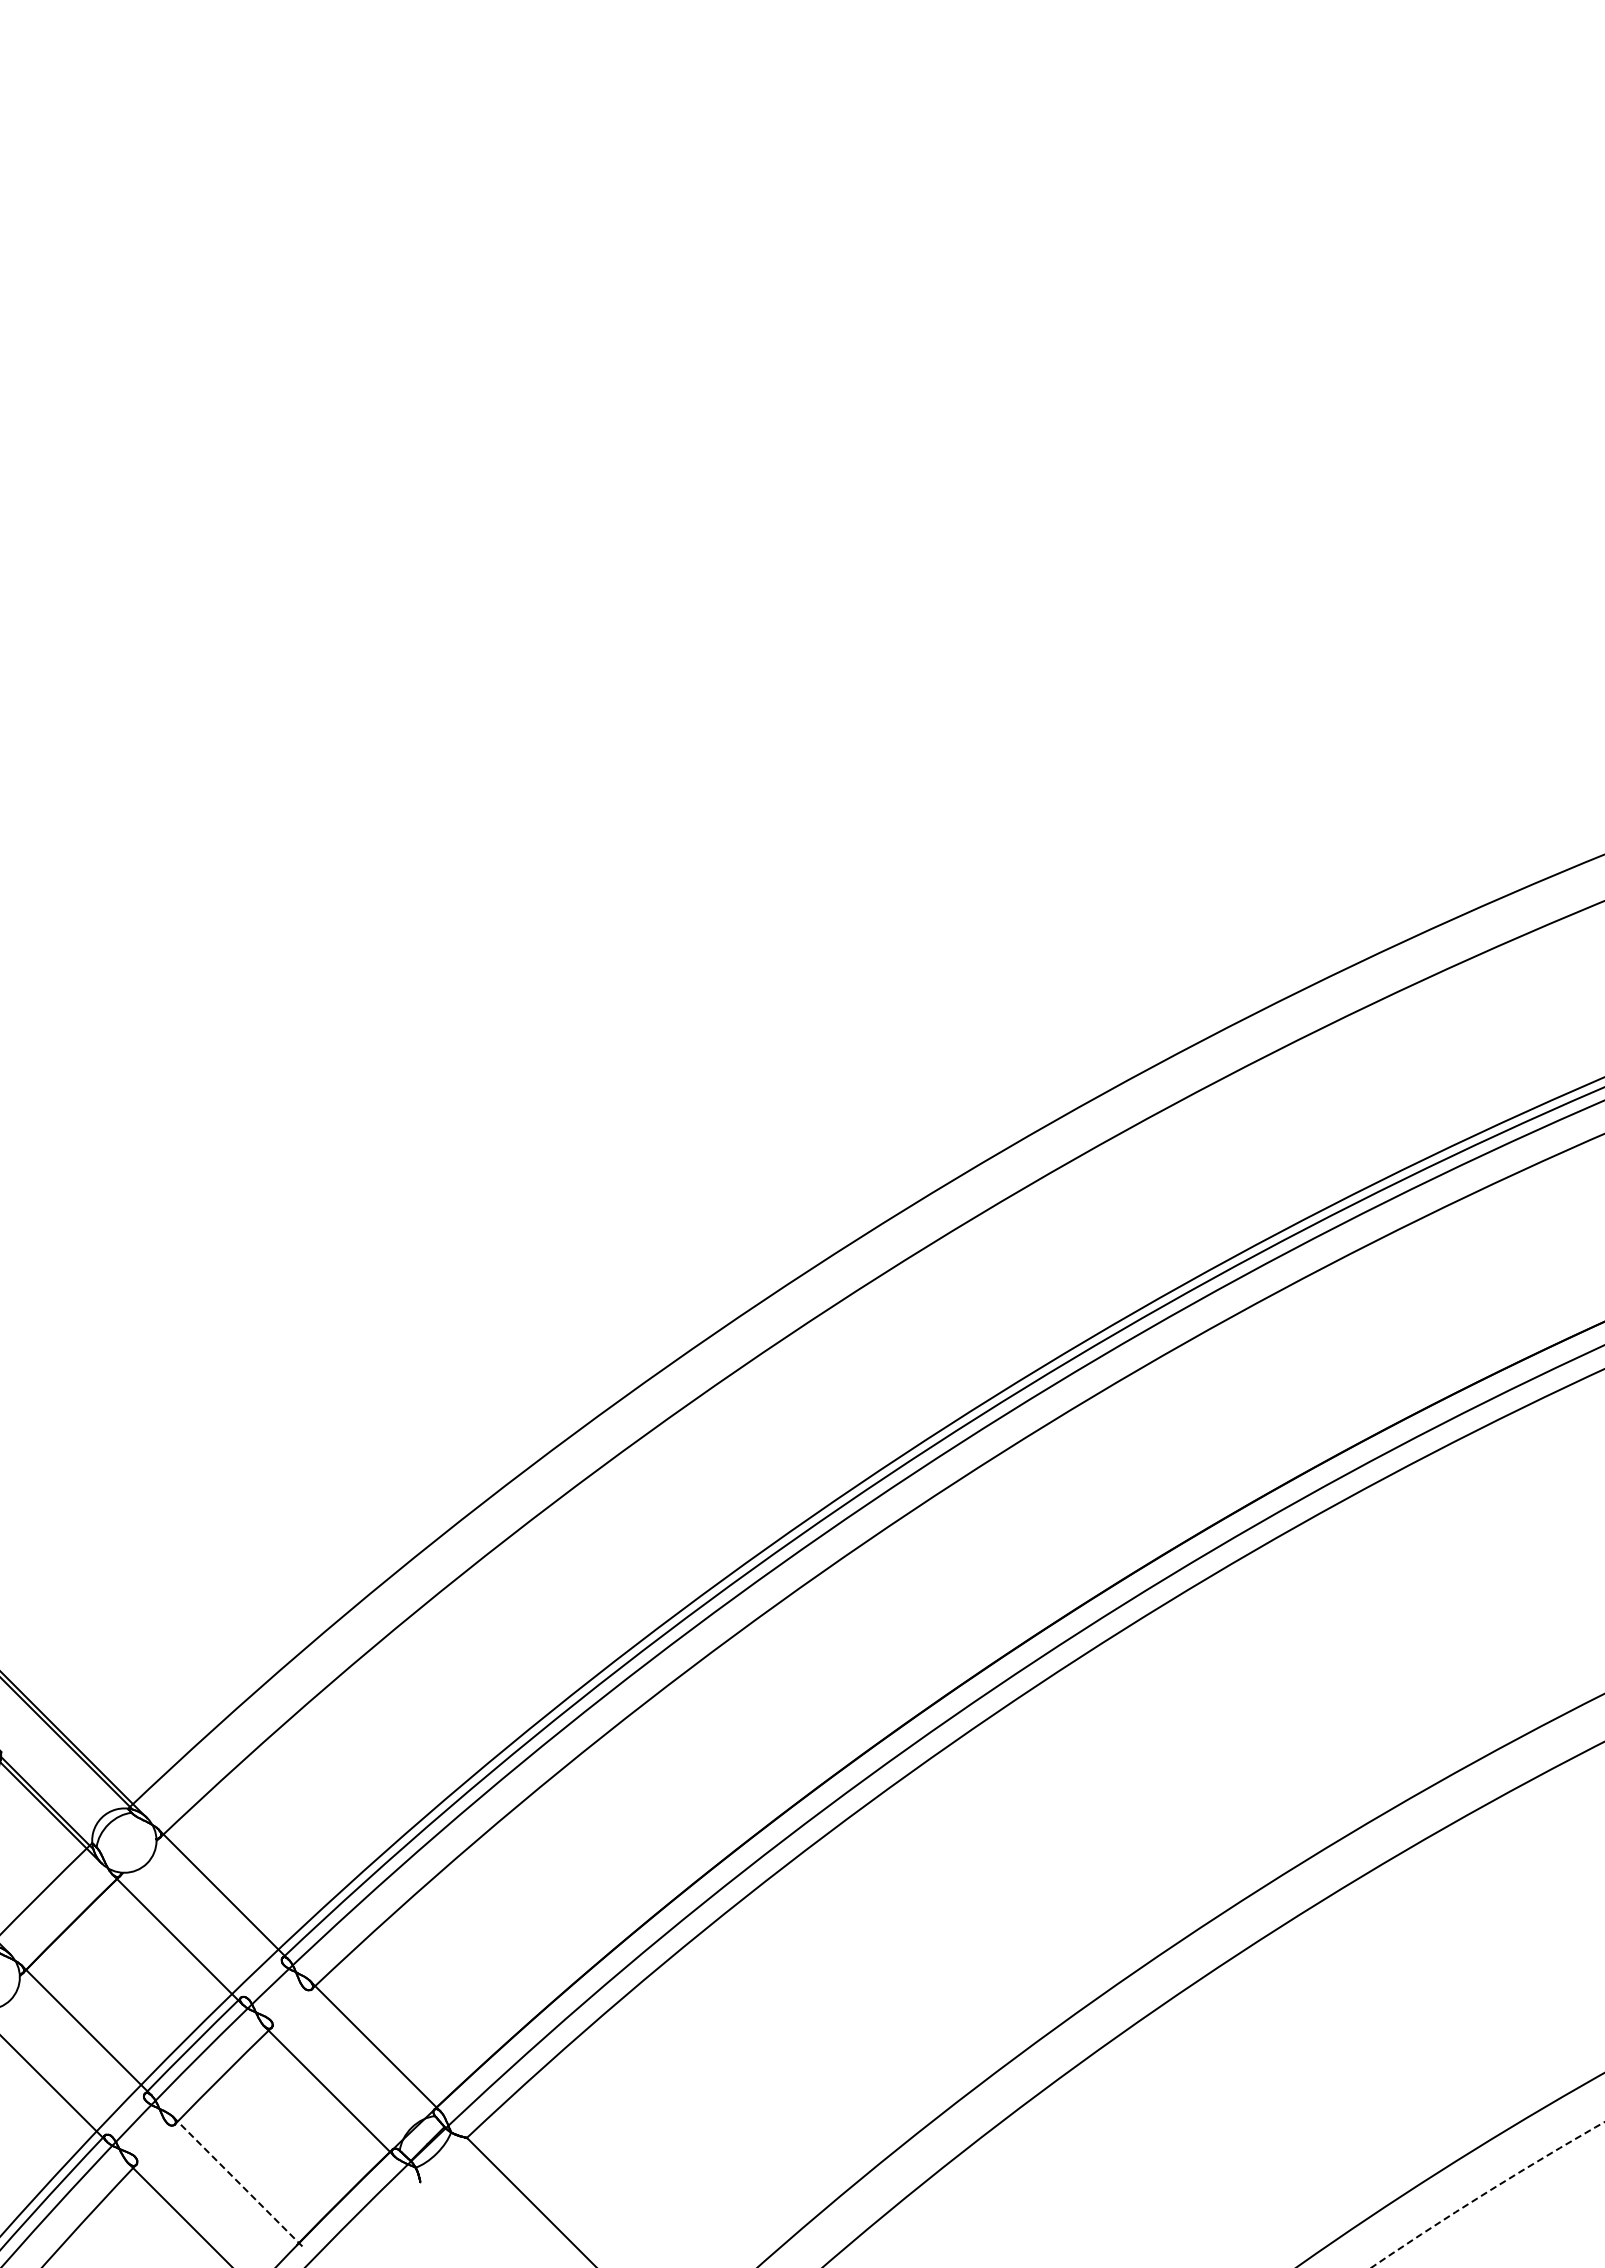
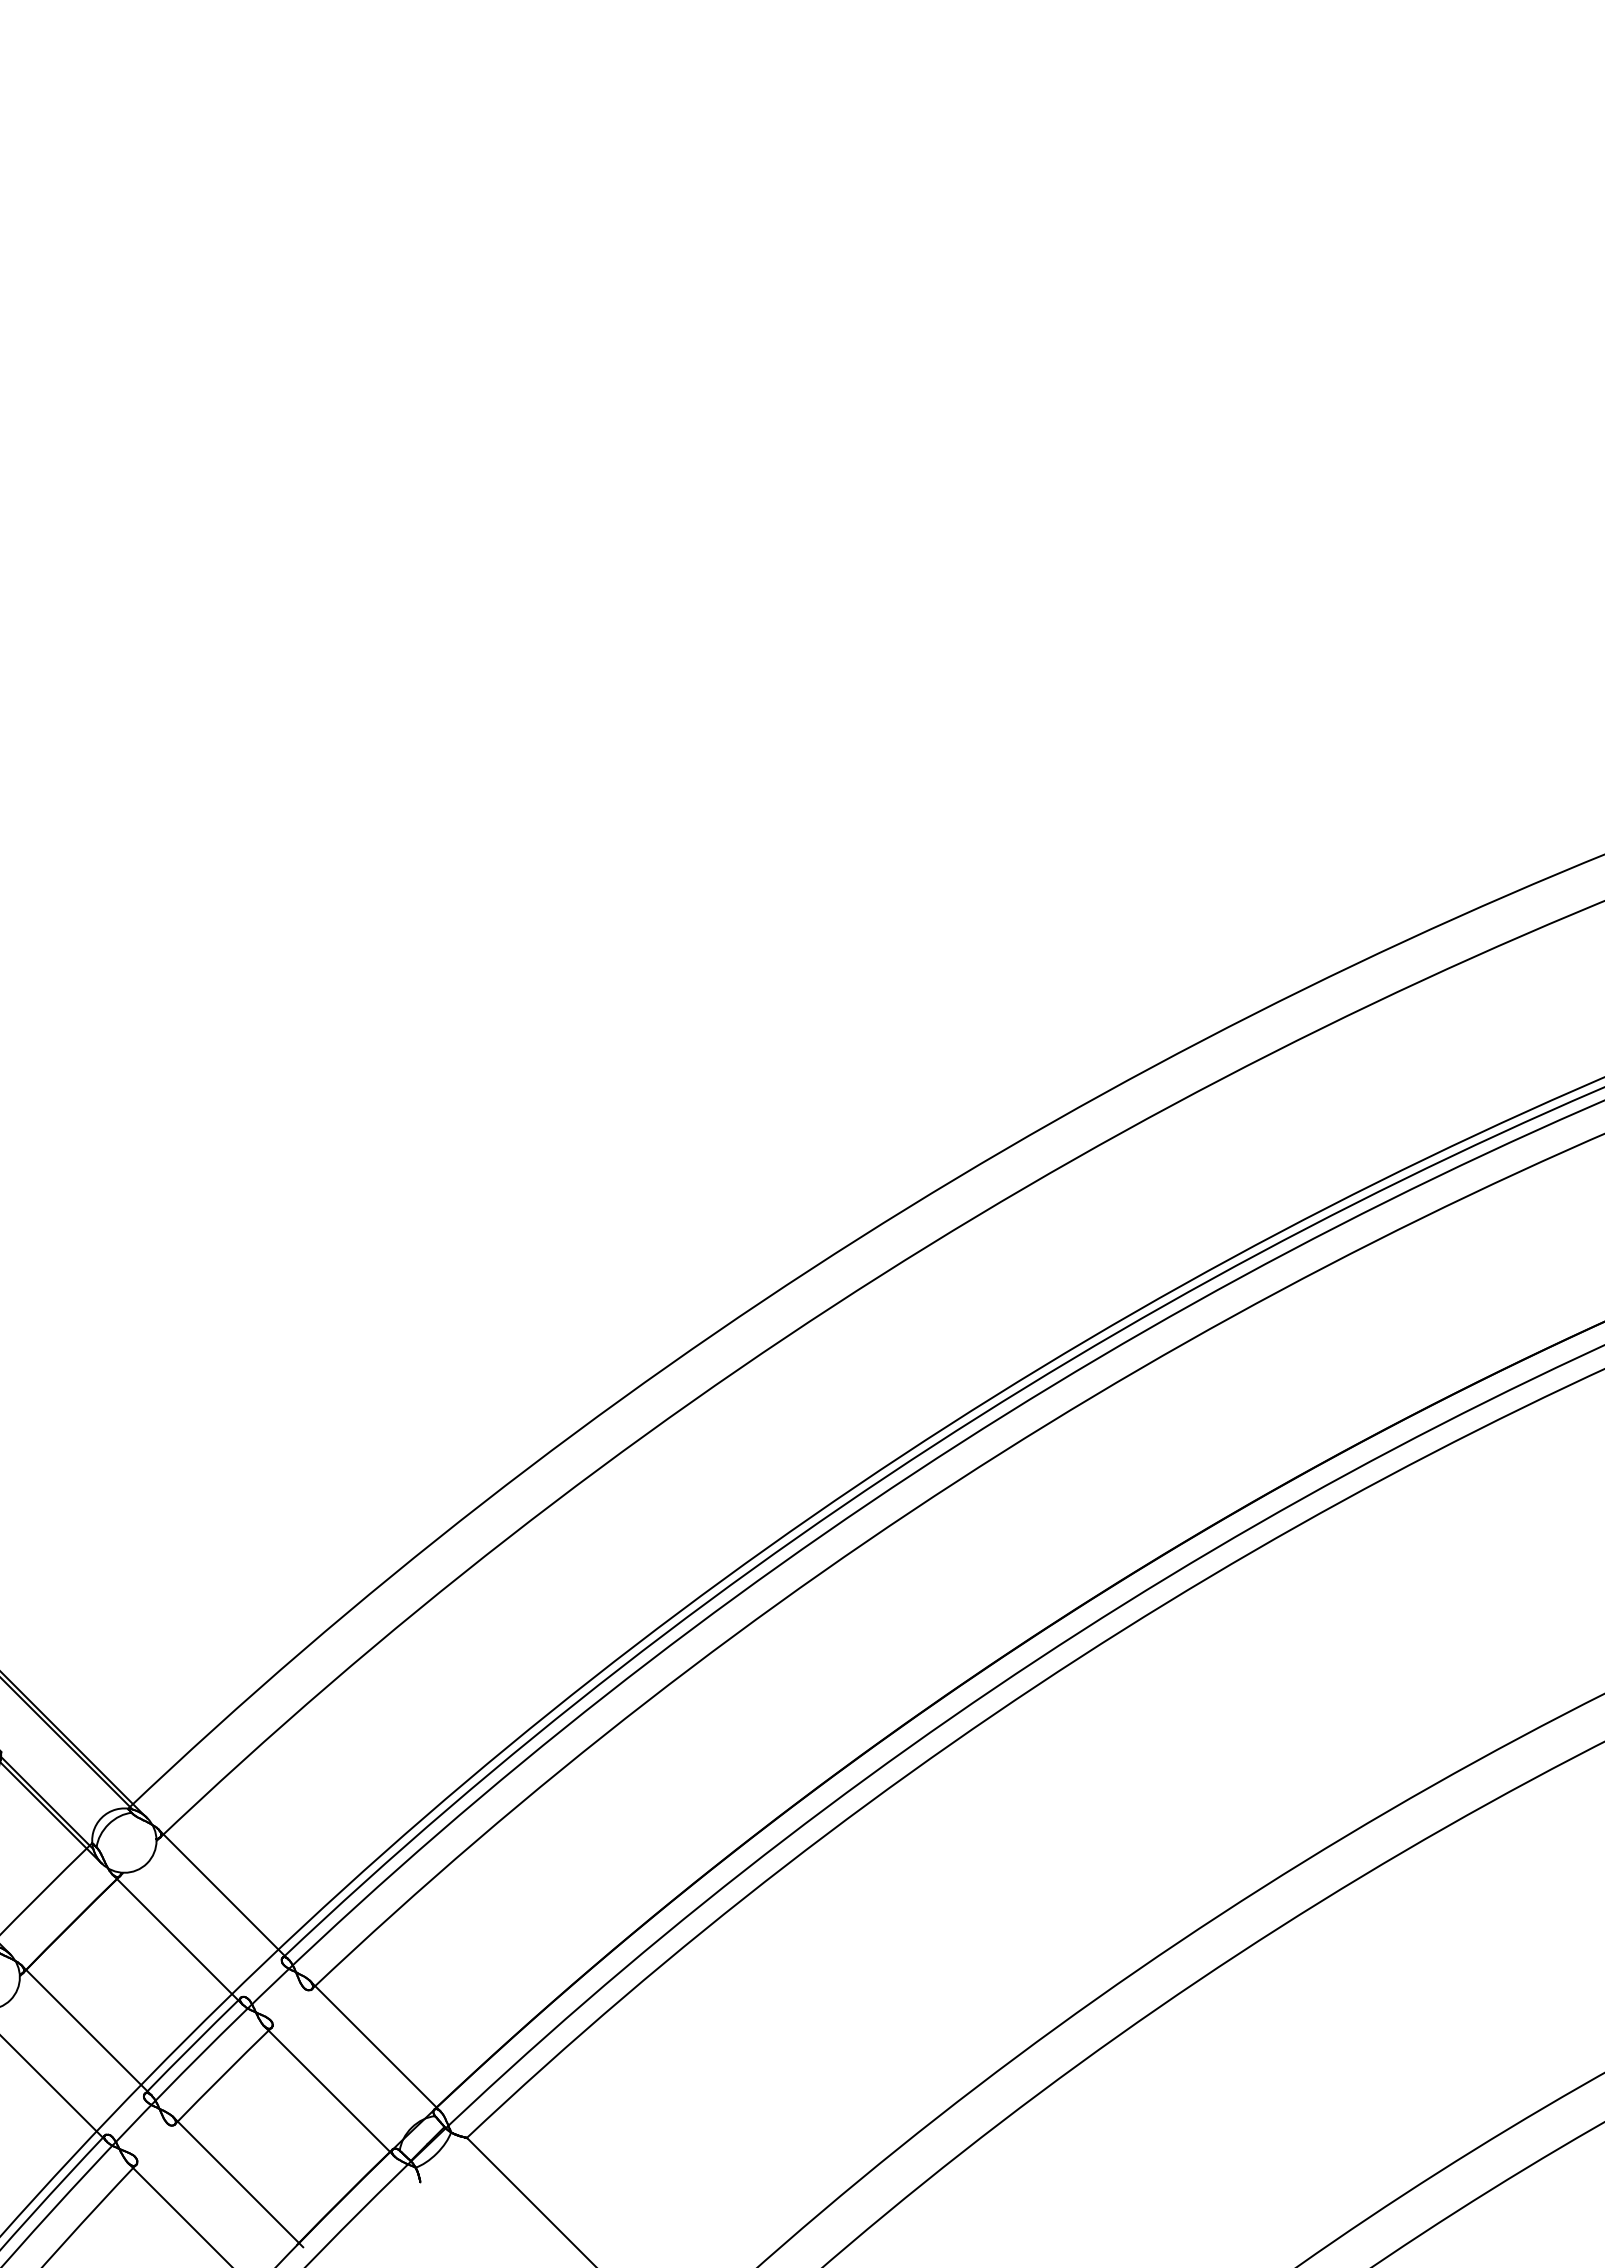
line: dashed -> solid (238, 2182)
arc: dashed -> solid (1486, 2193)
